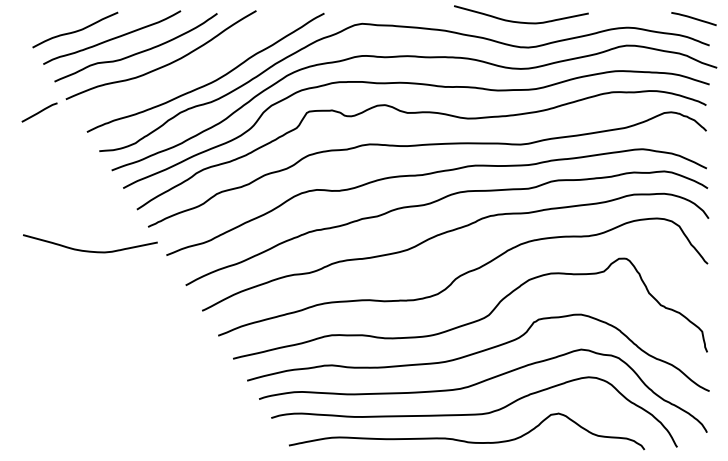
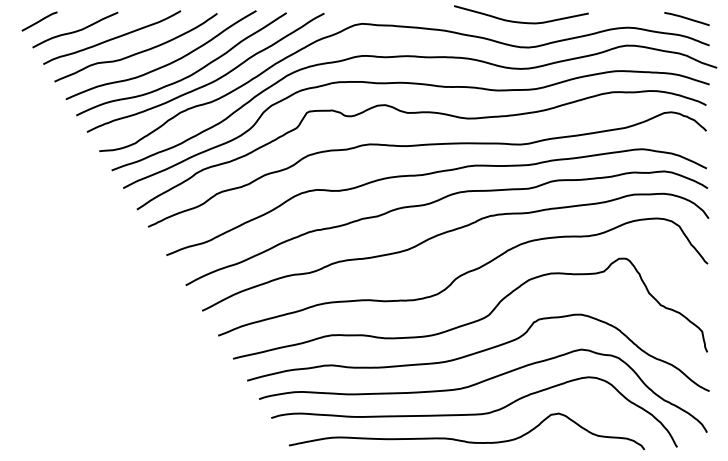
line position: (693, 19) -> (686, 19) (686, 19)
curve: none -> present (186, 76)
line position: (39, 112) -> (39, 21) (39, 21)
curve: present -> none (90, 250)
